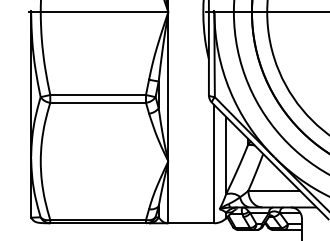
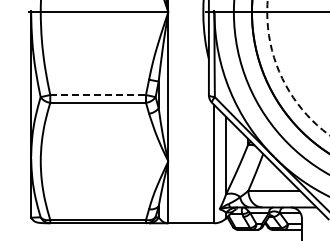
circle: solid -> dashed (298, 67)
line: solid -> dashed (98, 95)
